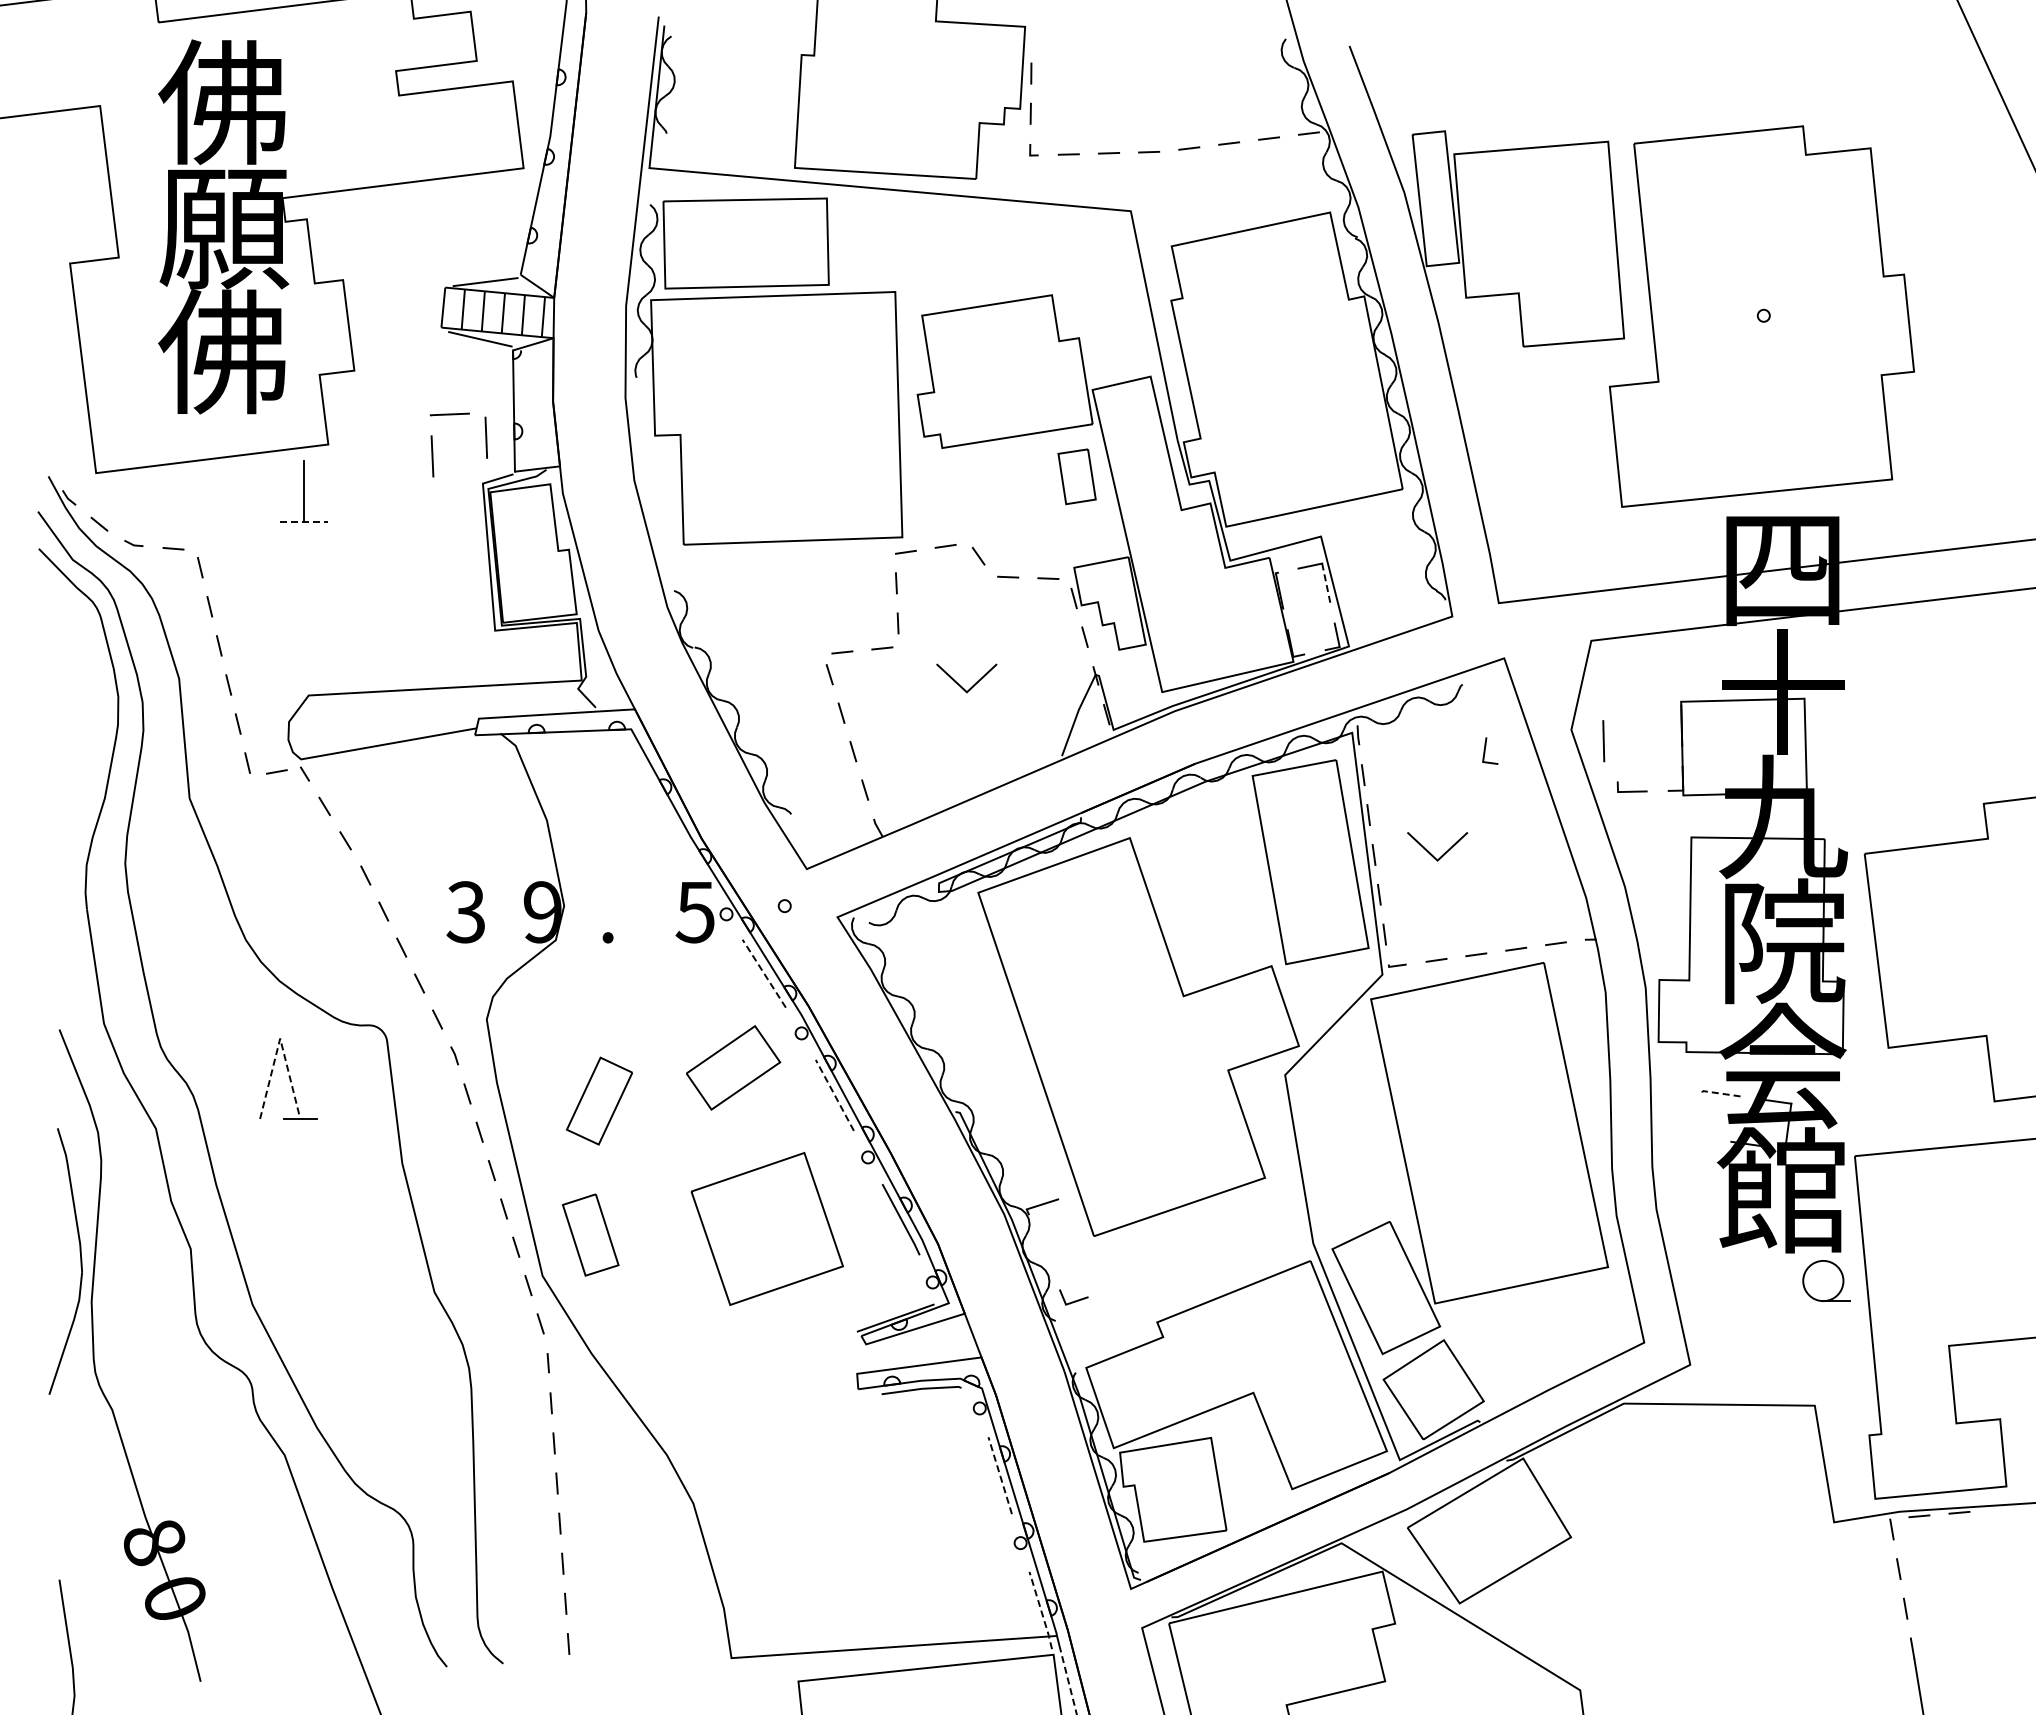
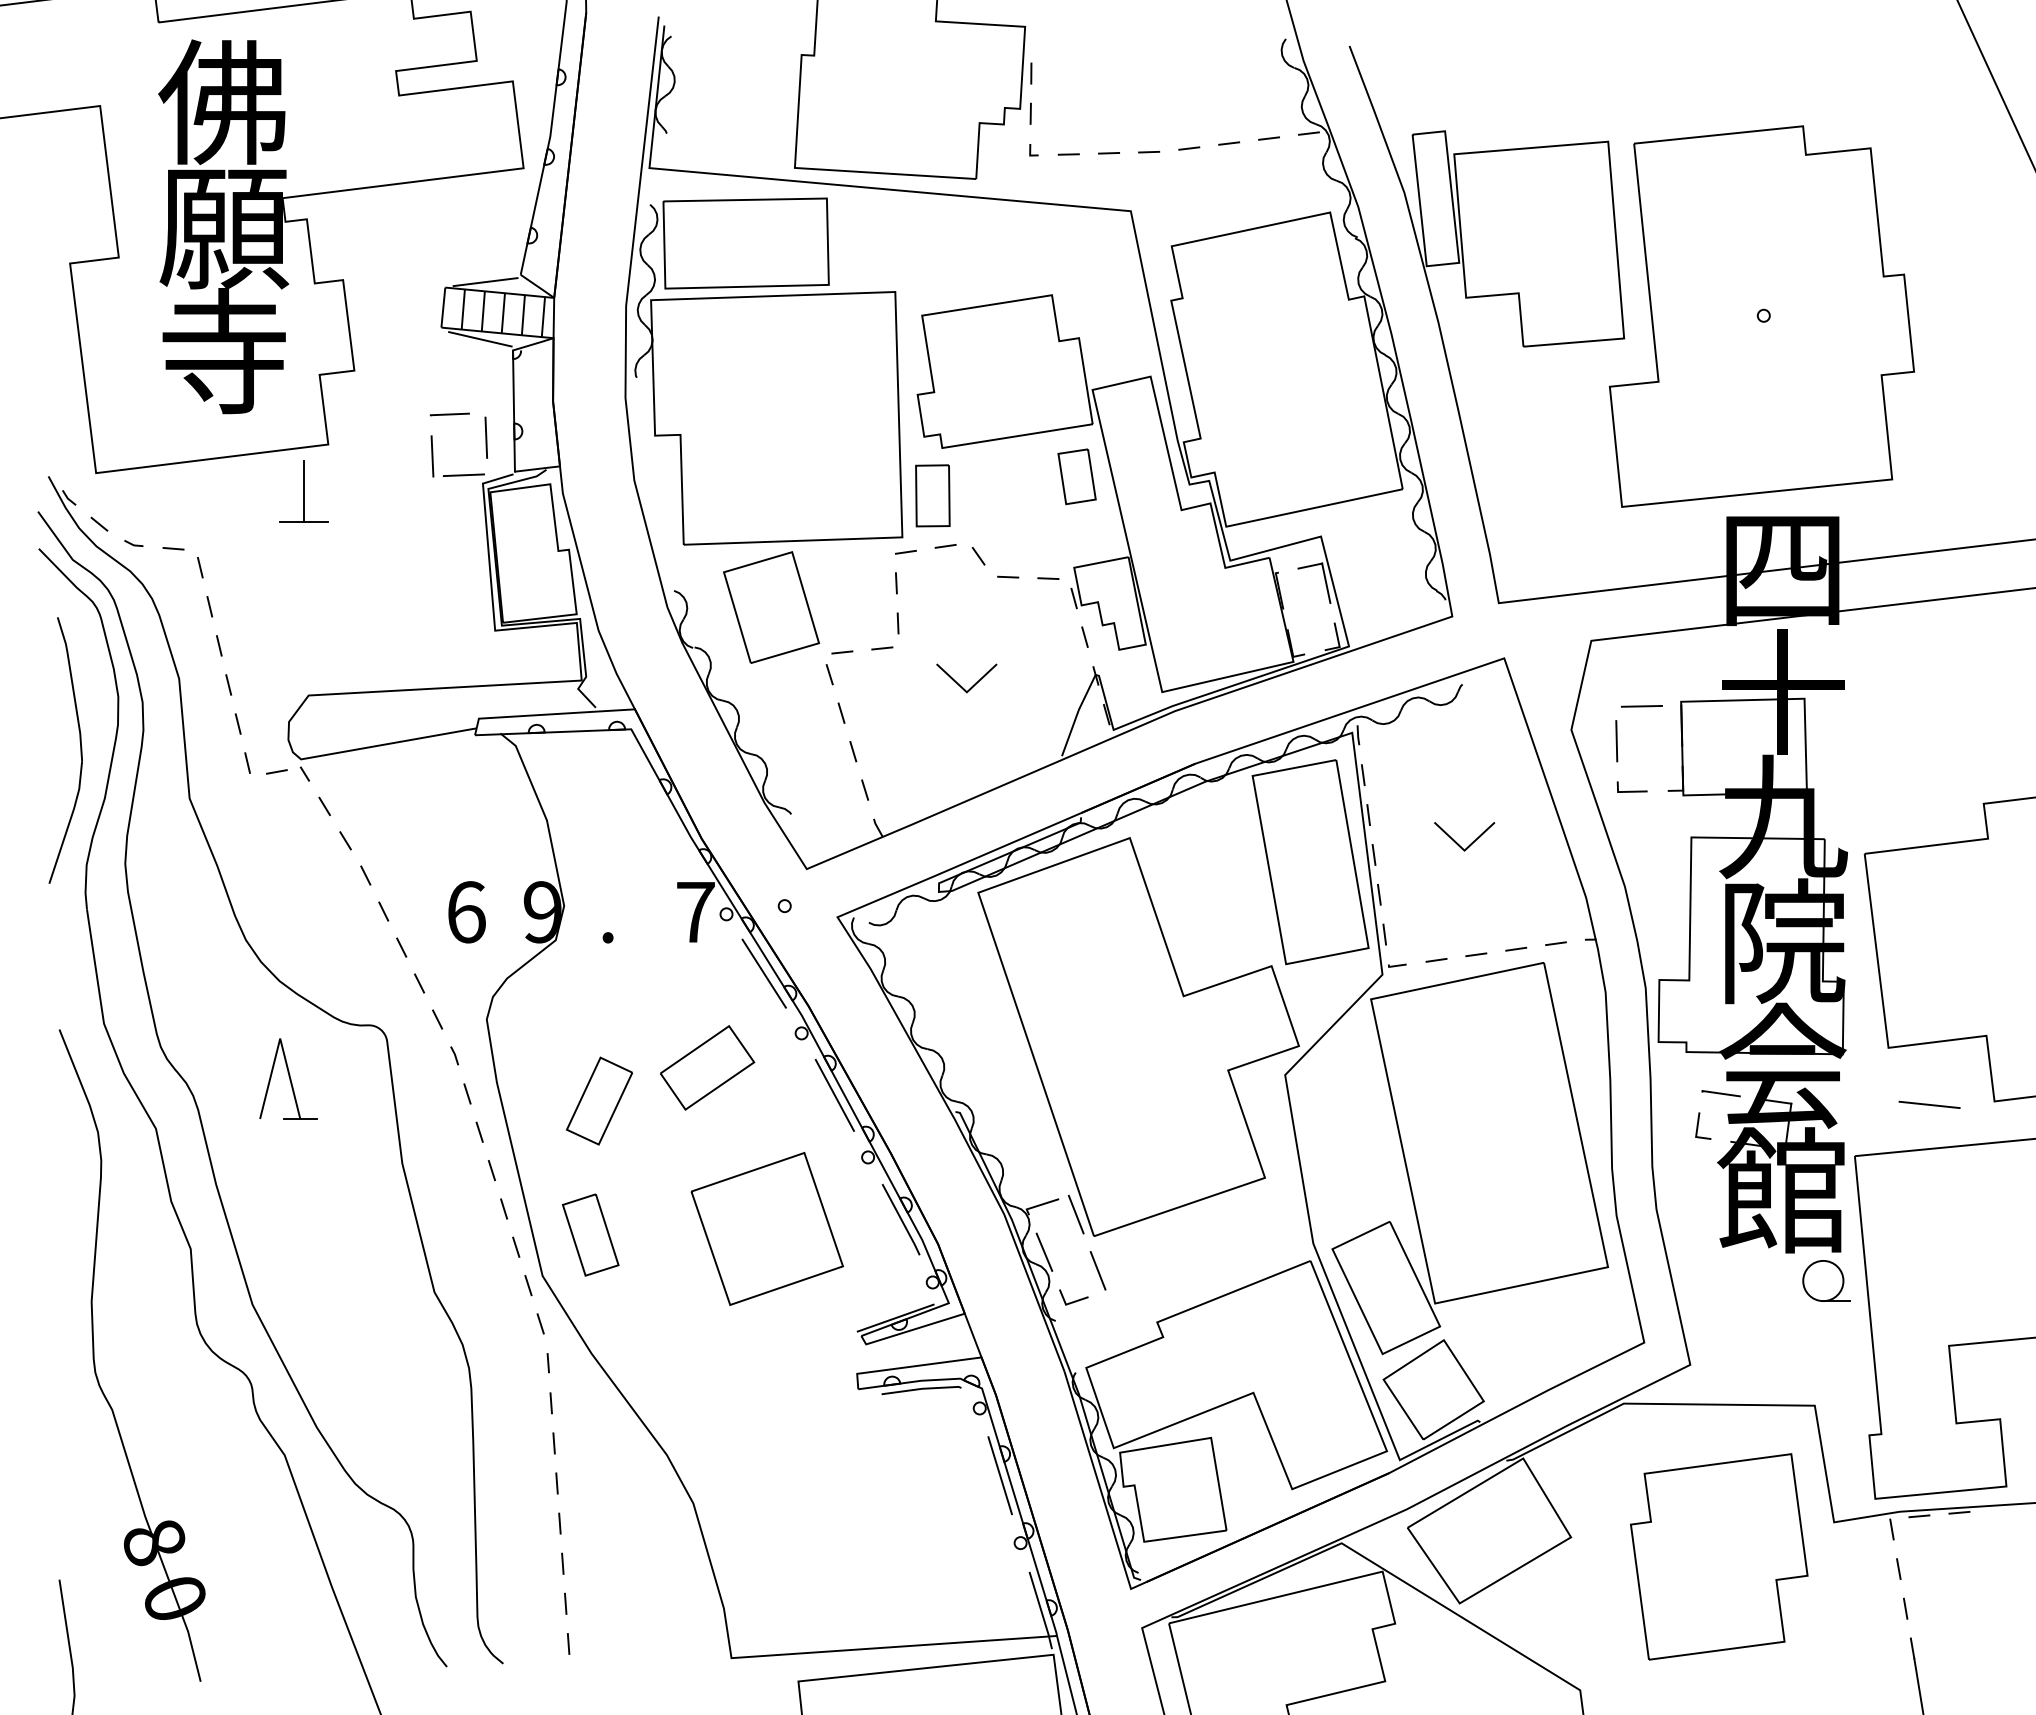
text: 佛 -> 寺 (221, 351)
line: none -> present (463, 475)
part: none -> present (932, 495)
line: dashed -> solid (304, 521)
line: dashed -> solid (1326, 583)
part: none -> present (771, 607)
line: none -> present (1641, 705)
line position: (1603, 741) -> (1616, 741) (1616, 741)
line position: (1485, 750) -> (1698, 1125) (1698, 1125)
line position: (1430, 852) -> (1457, 842) (1457, 842)
text: 3 -> 6 (465, 912)
text: 5 -> 7 (694, 912)
line: dashed -> solid (764, 973)
line: dashed -> solid (280, 1038)
part position: (733, 1067) -> (707, 1067) (707, 1067)
line: dashed -> solid (1720, 1093)
line: dashed -> solid (834, 1094)
line: none -> present (1929, 1104)
line: none -> present (1075, 1214)
line: none -> present (1044, 1251)
part position: (80, 1261) -> (80, 750) (80, 750)
line: none -> present (1097, 1270)
line: dashed -> solid (1000, 1475)
part: none -> present (1719, 1556)
line: dashed -> solid (1041, 1611)
line: dashed -> solid (1068, 1680)
